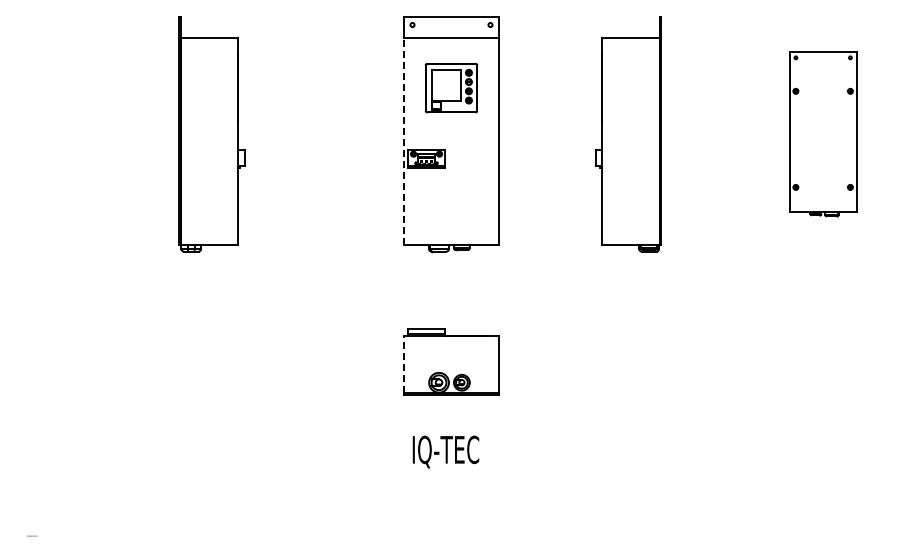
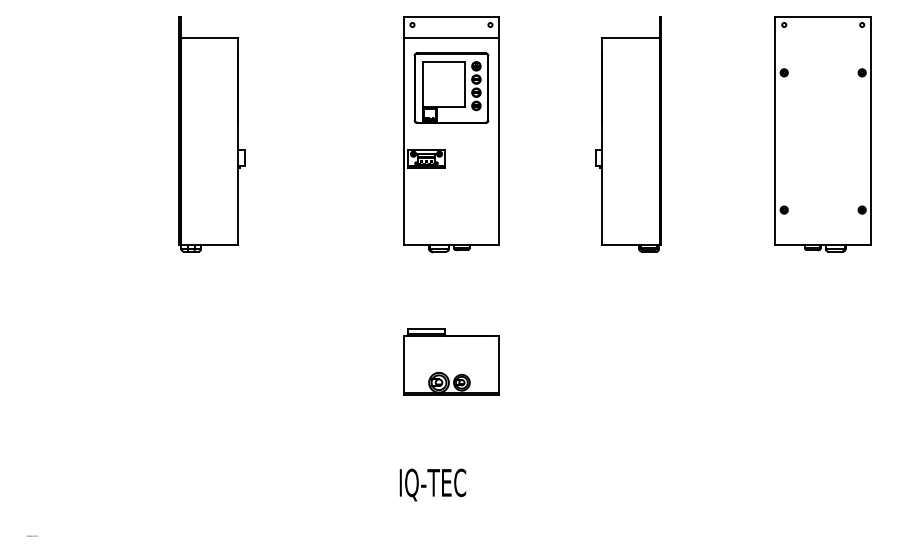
part size: 55x51 px -> 77x72 px (451, 87)
part size: 69x167 px -> 98x237 px (822, 134)
line: dashed -> solid (403, 141)
line: dashed -> solid (403, 364)
text position: (445, 451) -> (432, 484) (432, 484)
